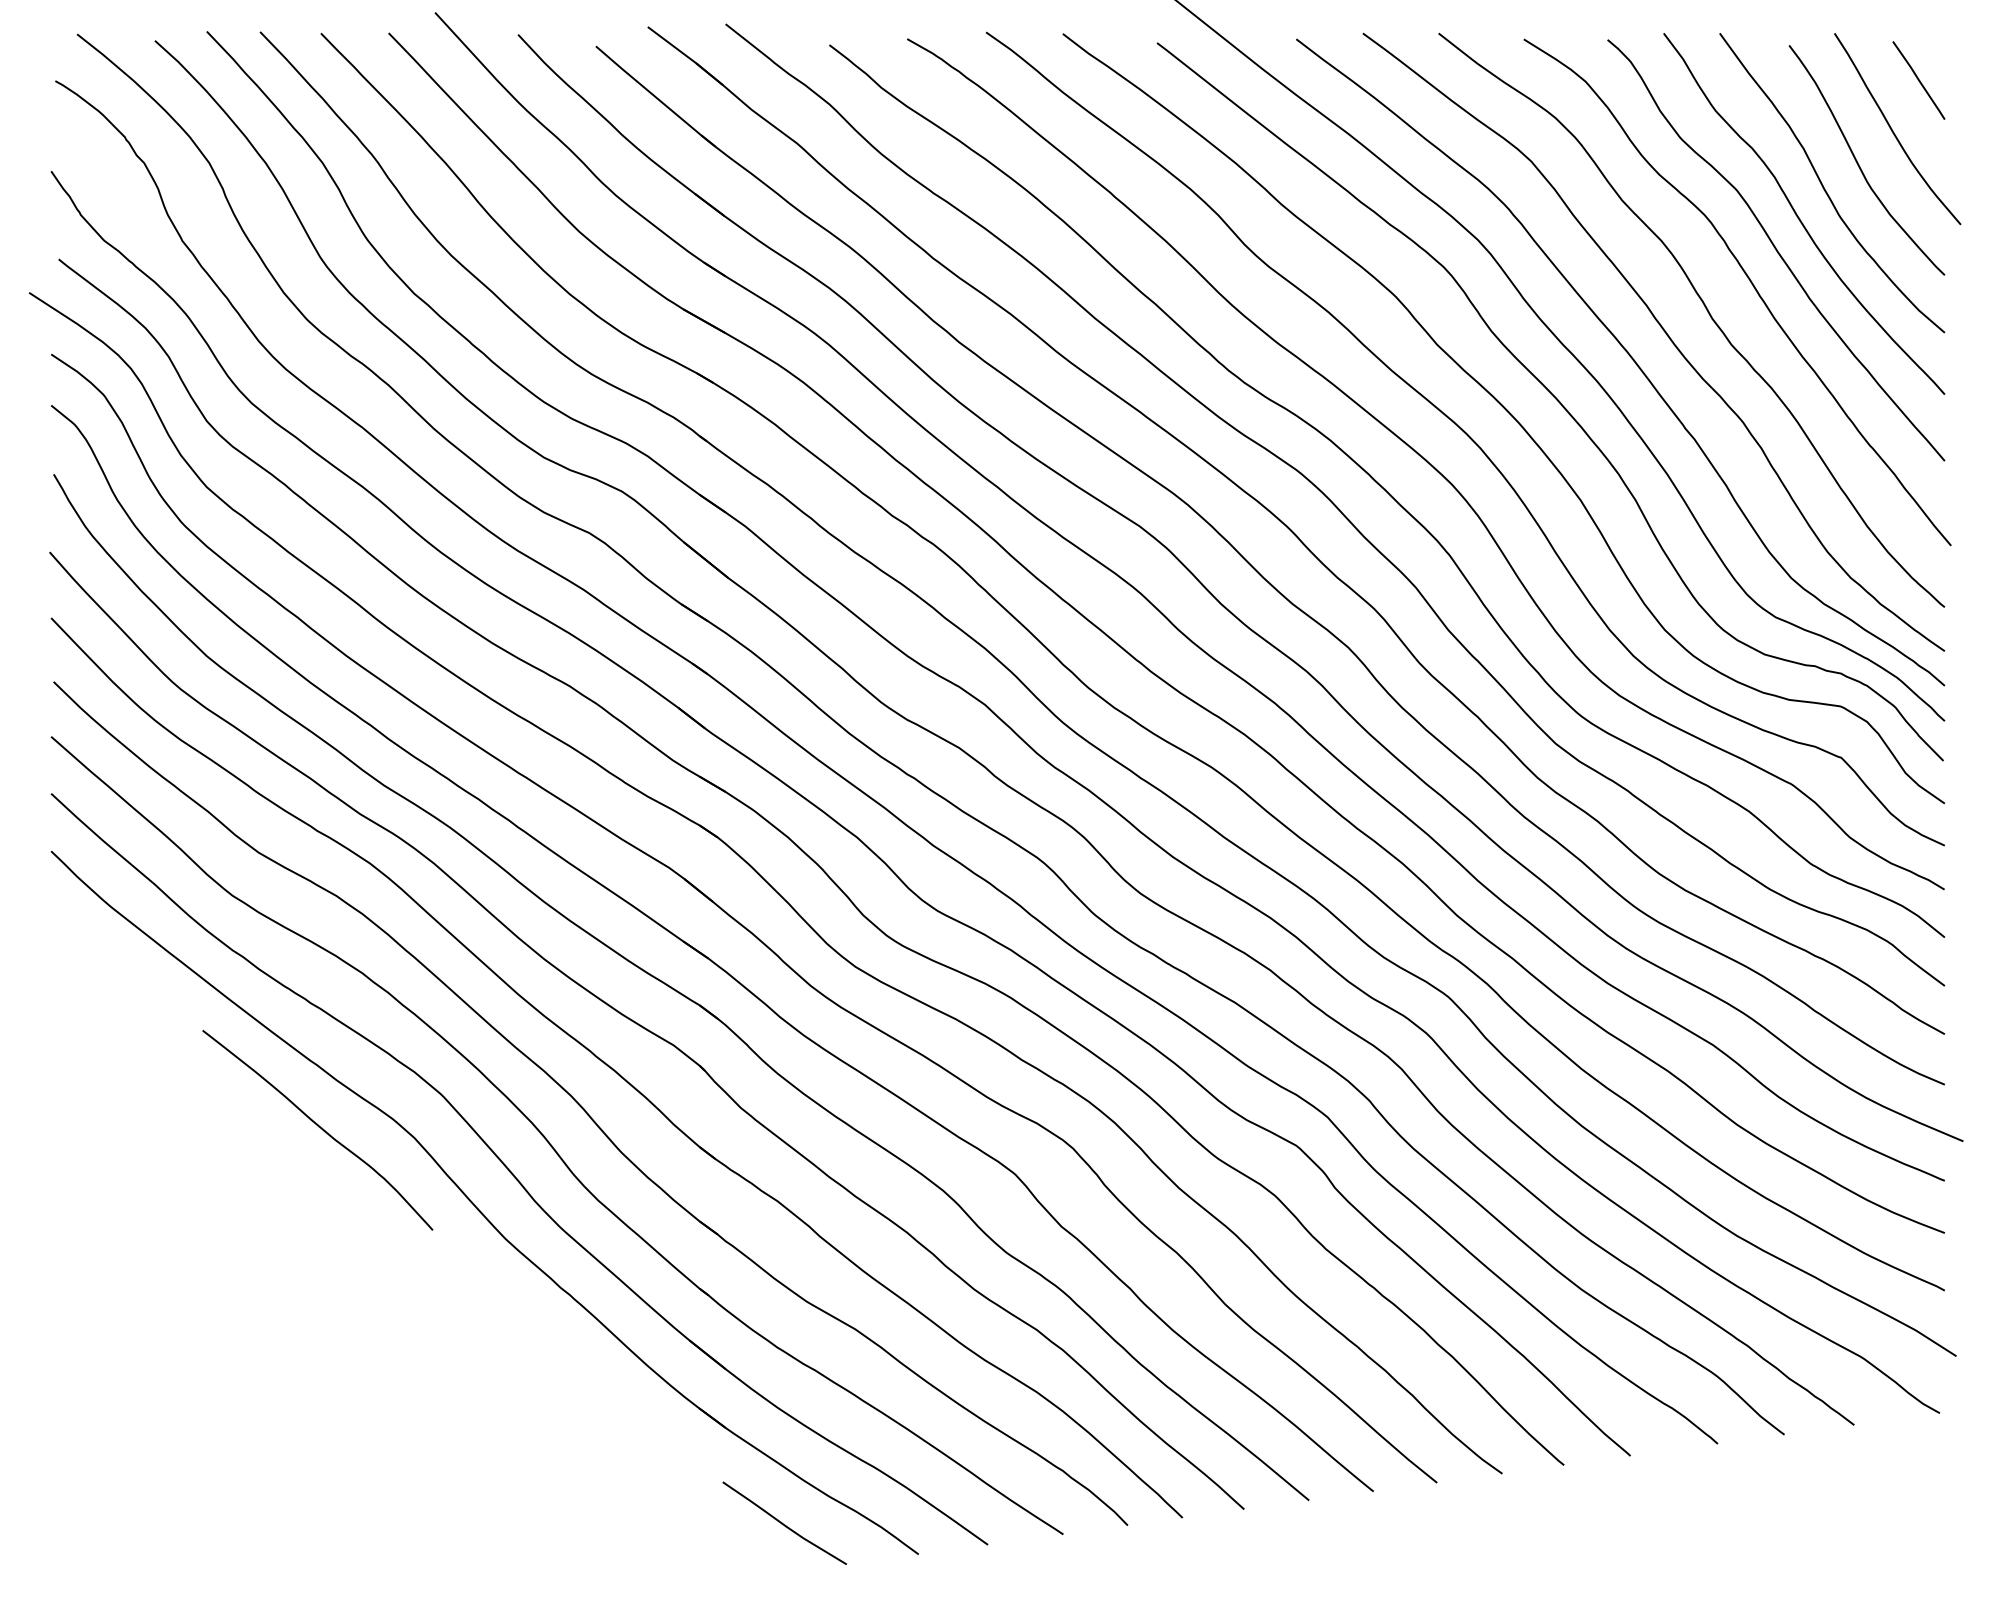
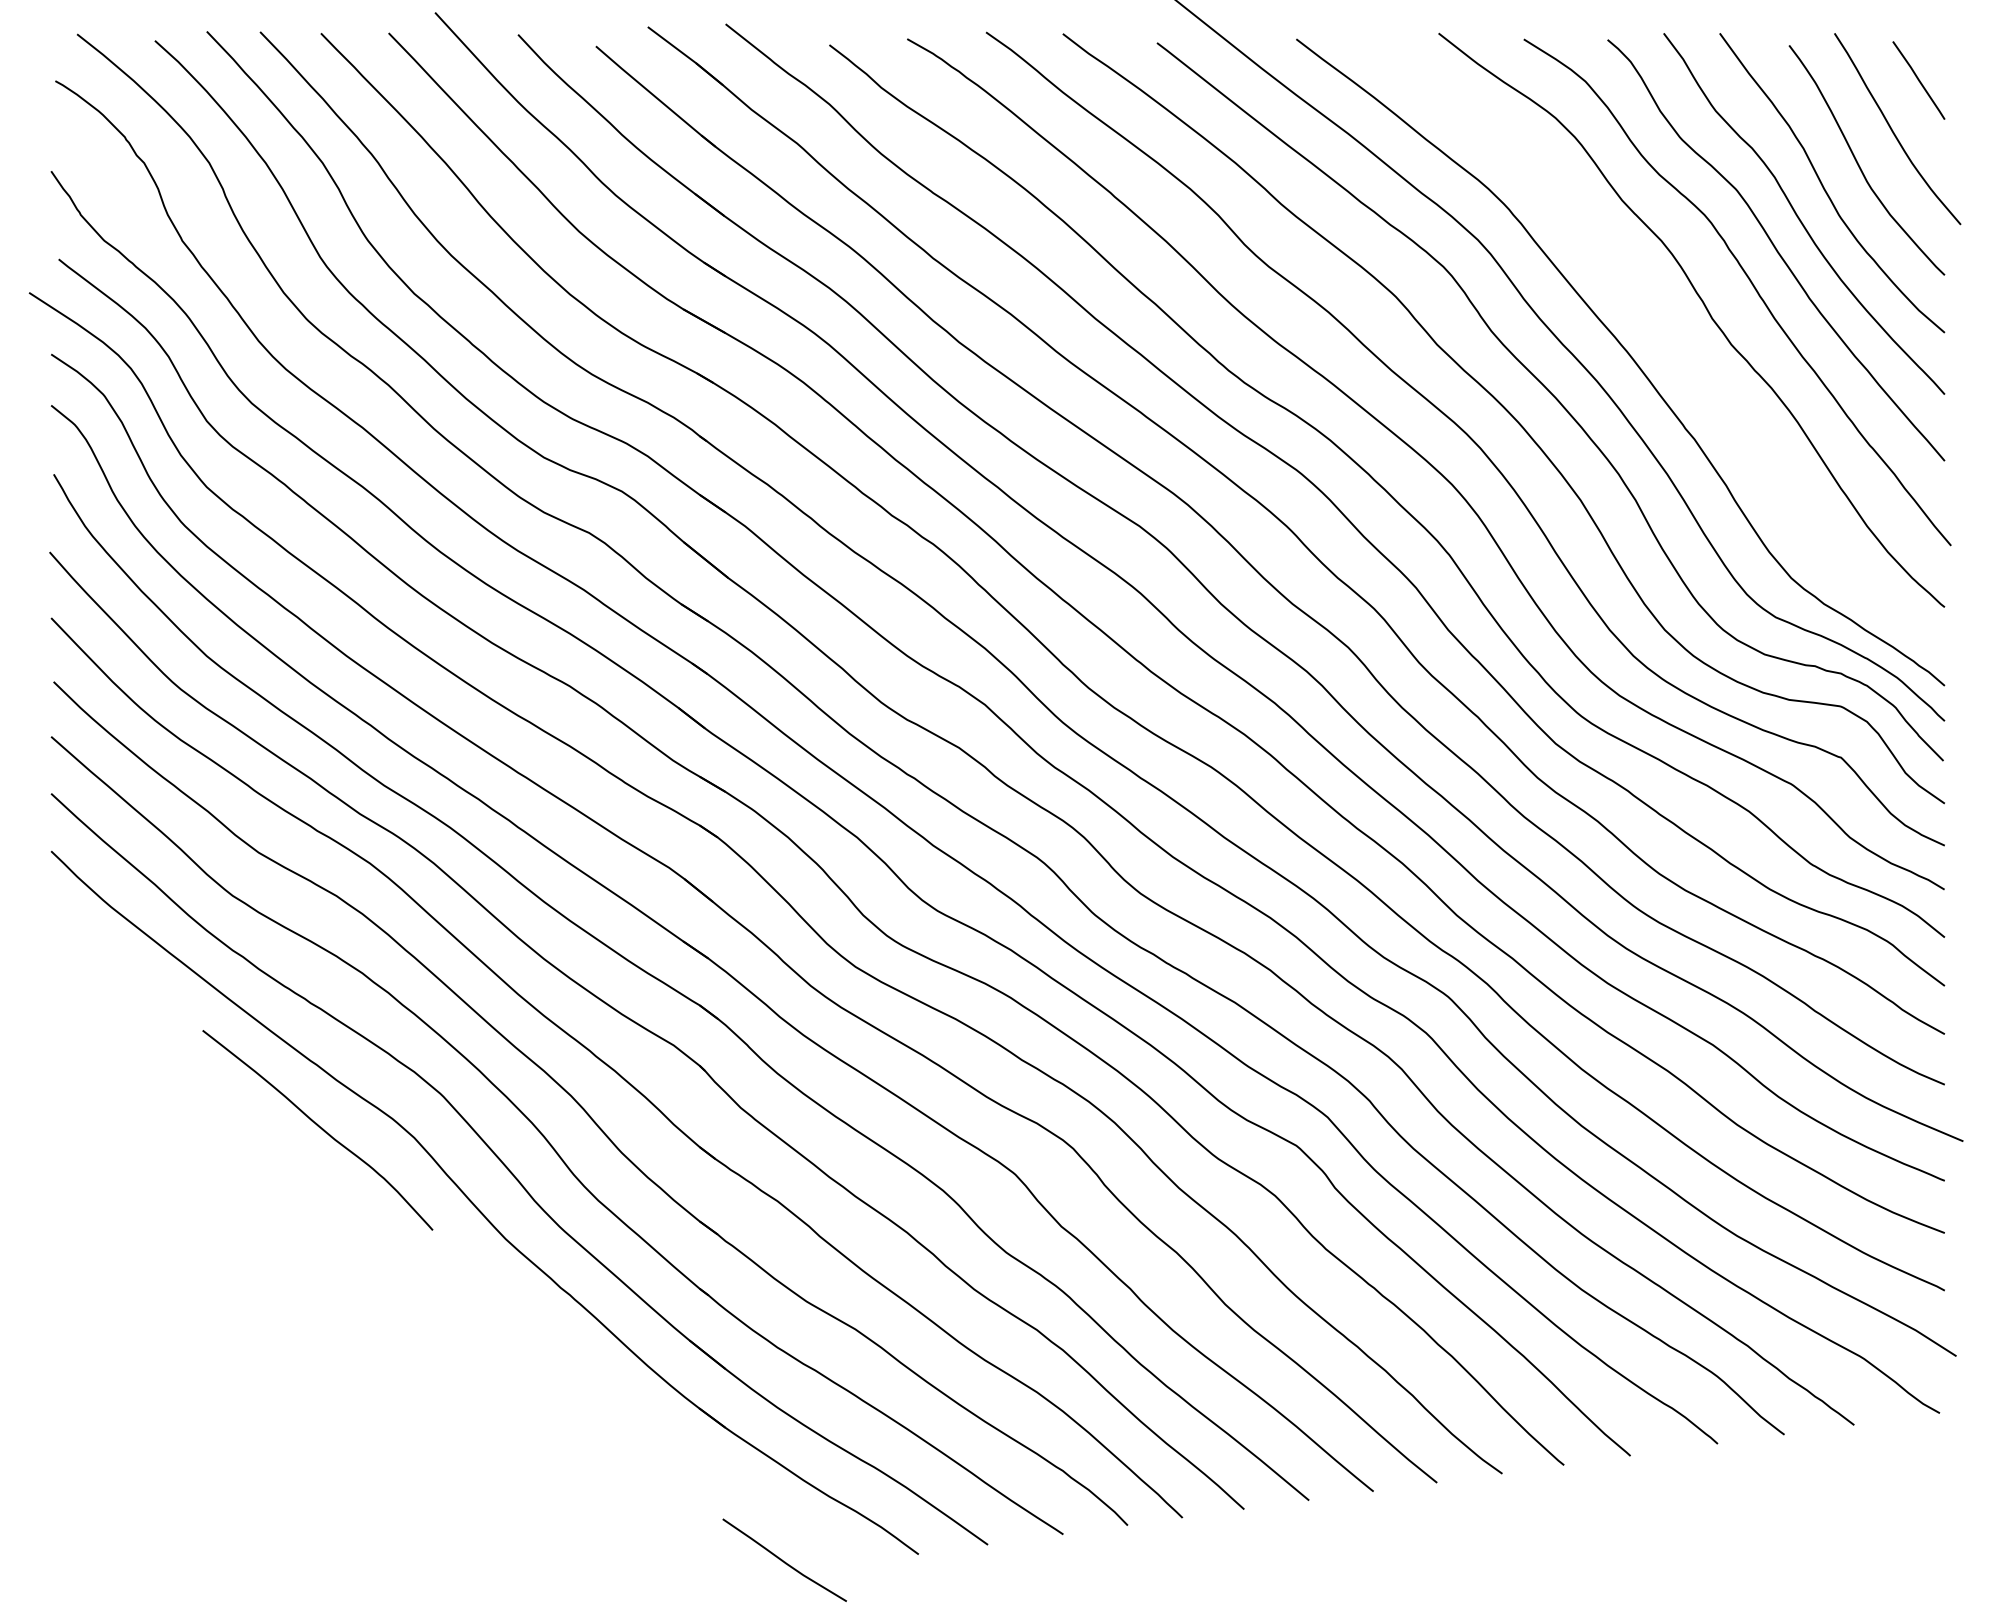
curve: present -> none (1663, 331)
curve position: (783, 1523) -> (783, 1560) (783, 1560)
